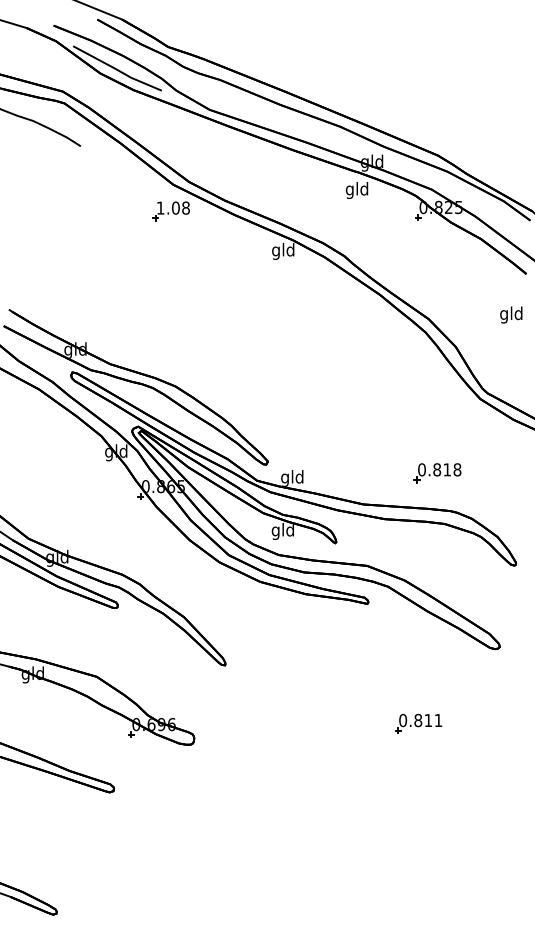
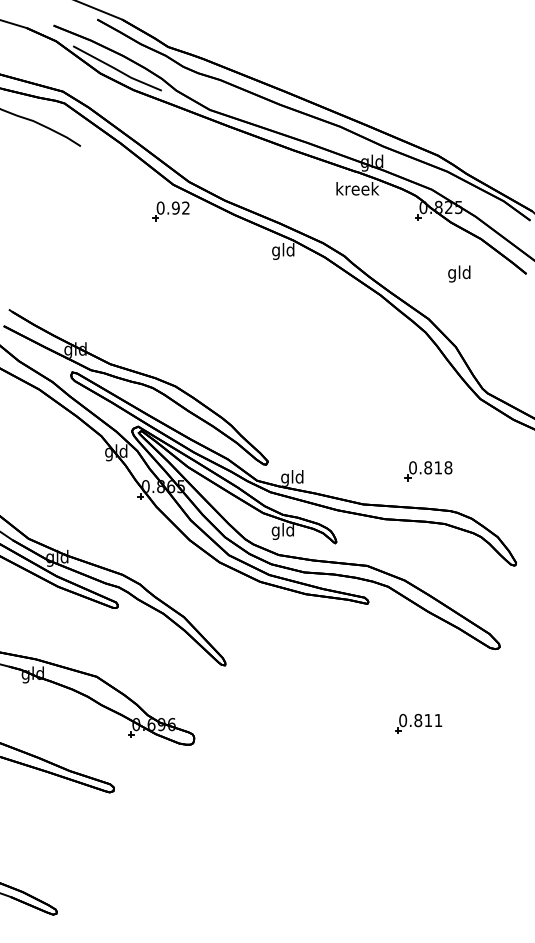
text: gld -> kreek (357, 190)
text: 1.08 -> 0.92 (172, 207)
text position: (511, 314) -> (459, 273) (459, 273)
part position: (437, 473) -> (428, 471) (428, 471)
